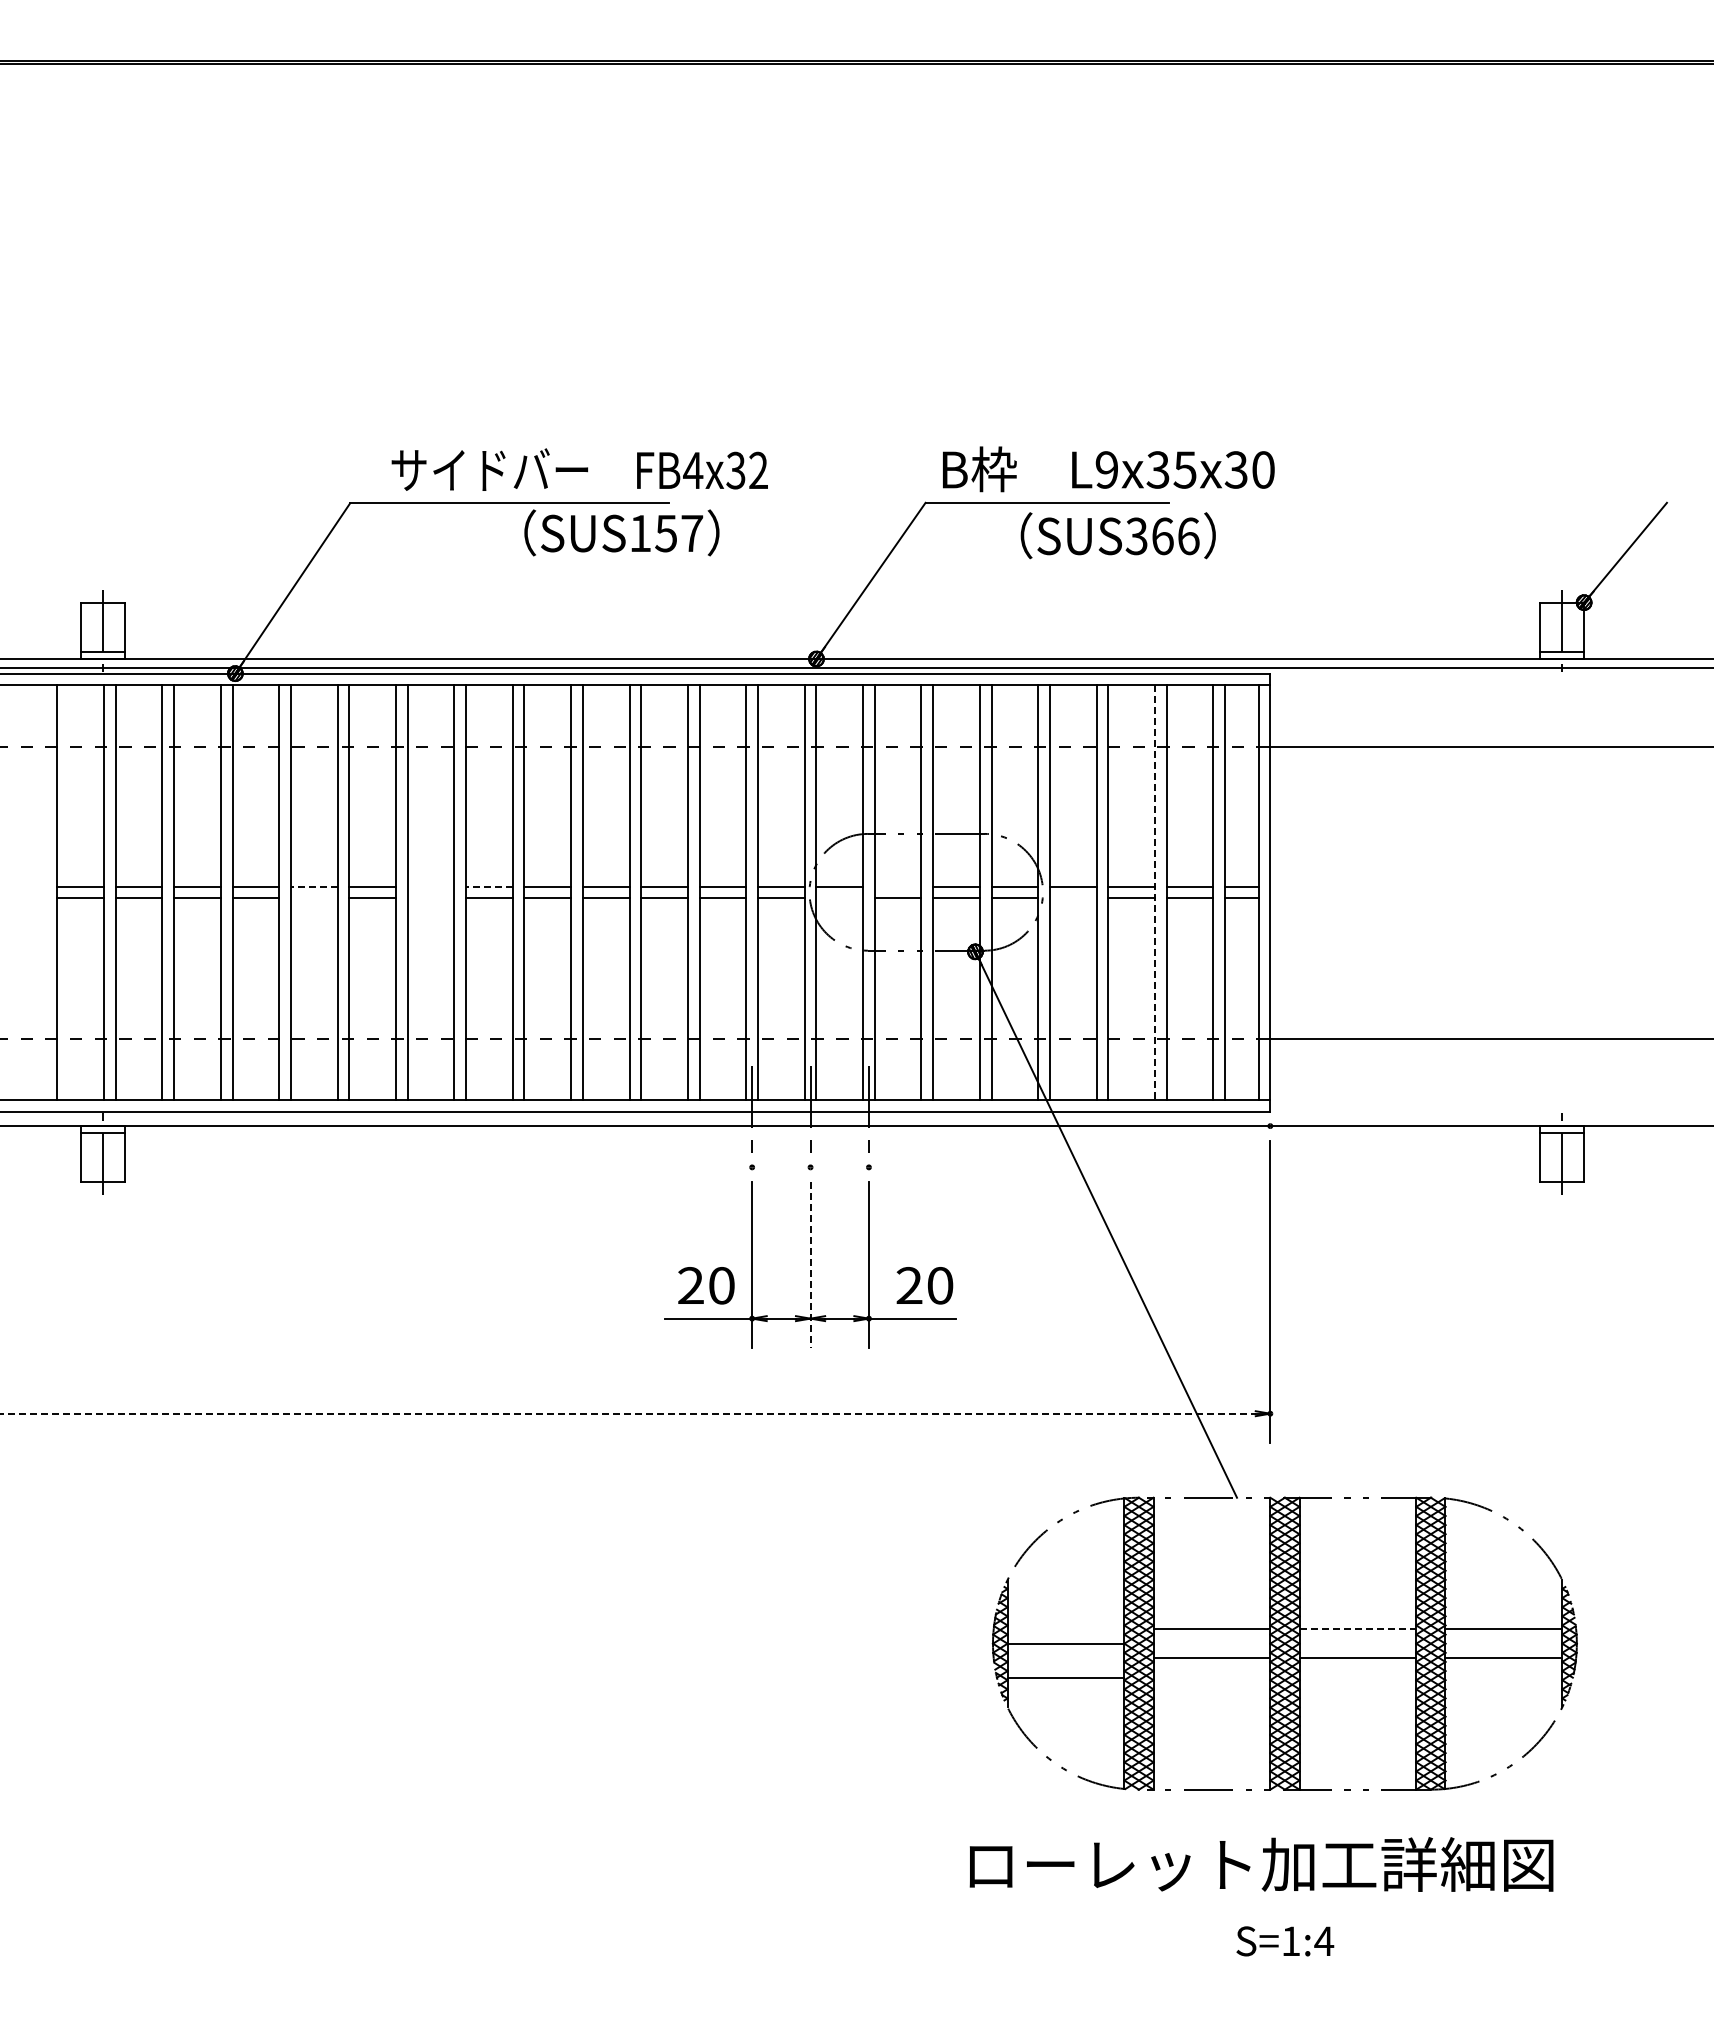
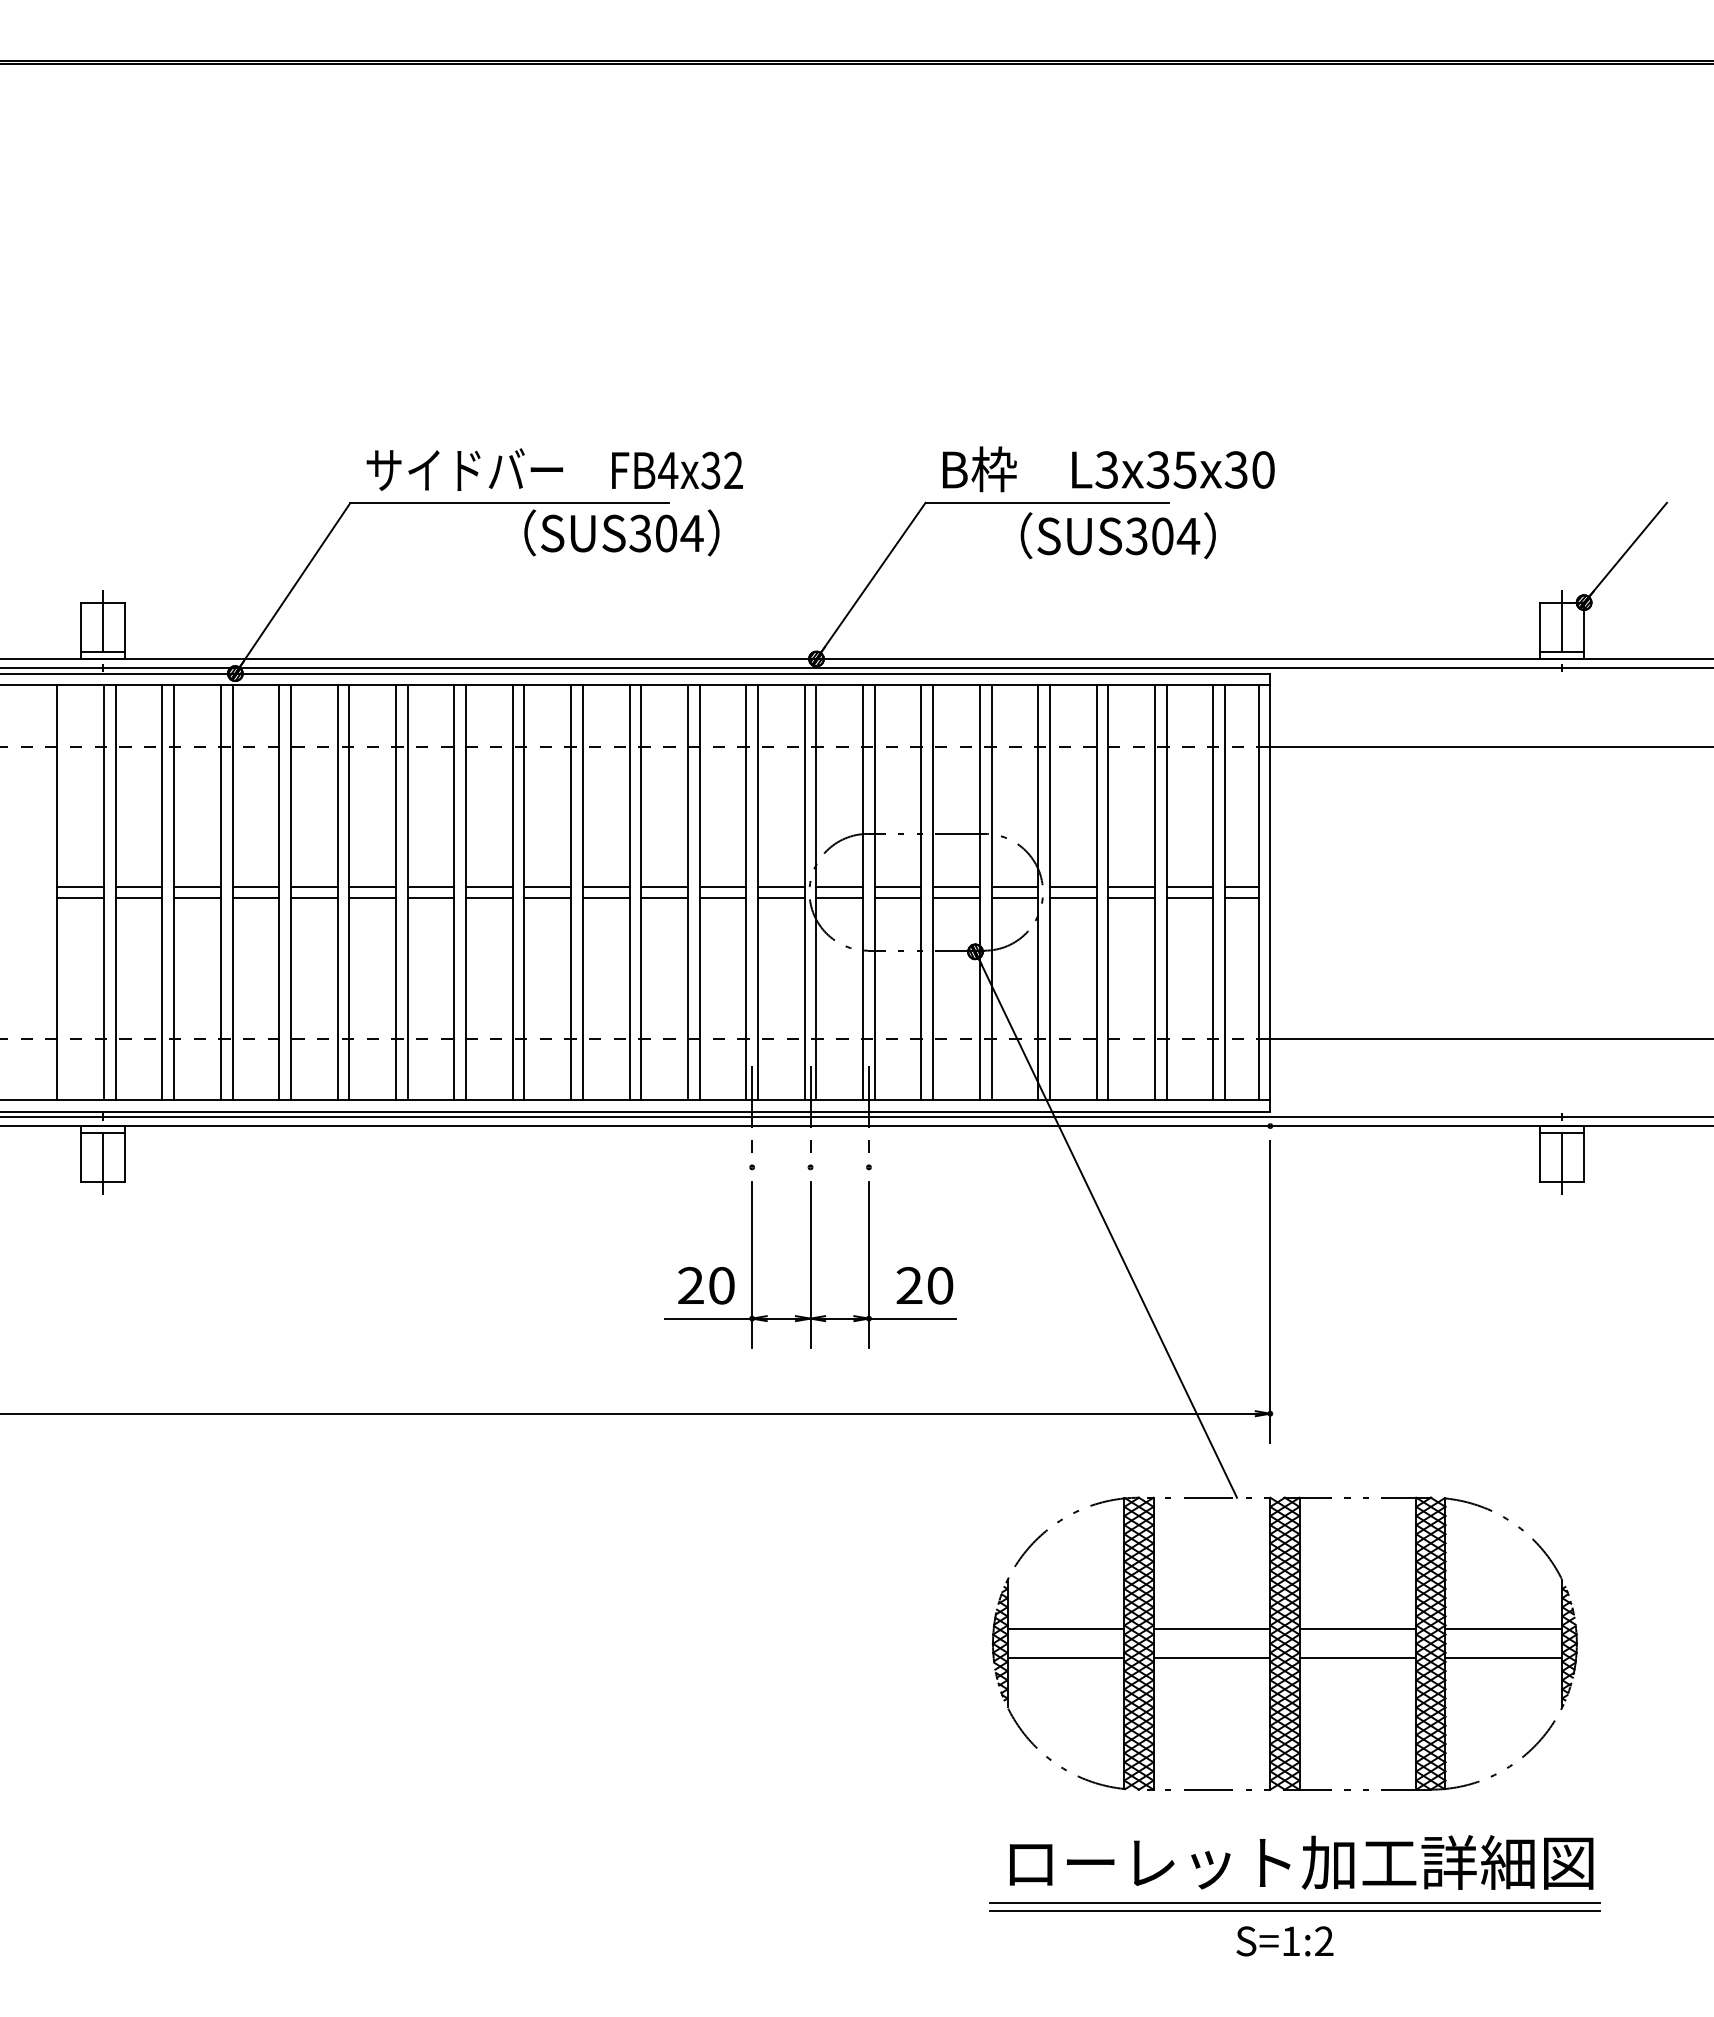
text position: (579, 469) -> (554, 469) (554, 469)
text: L9x35x30 -> L3x35x30 (1106, 469)
text: SUS157 -> SUS304 (666, 533)
text: SUS366 -> SUS304 (1176, 536)
line: dashed -> solid (313, 886)
line: none -> present (430, 886)
line: dashed -> solid (488, 886)
line: none -> present (897, 886)
line: dashed -> solid (1155, 893)
line: none -> present (313, 898)
line: none -> present (430, 898)
line: none -> present (839, 898)
line: none -> present (1072, 898)
line: none -> present (856, 1117)
line: dashed -> solid (810, 1264)
line: dashed -> solid (628, 1413)
line: dashed -> solid (1358, 1629)
line position: (1065, 1644) -> (1065, 1629) (1065, 1629)
line position: (1065, 1678) -> (1065, 1658) (1065, 1658)
text position: (1261, 1864) -> (1301, 1862) (1301, 1862)
part: none -> present (1294, 1906)
text: S=1:4 -> S=1:2 (1324, 1940)
